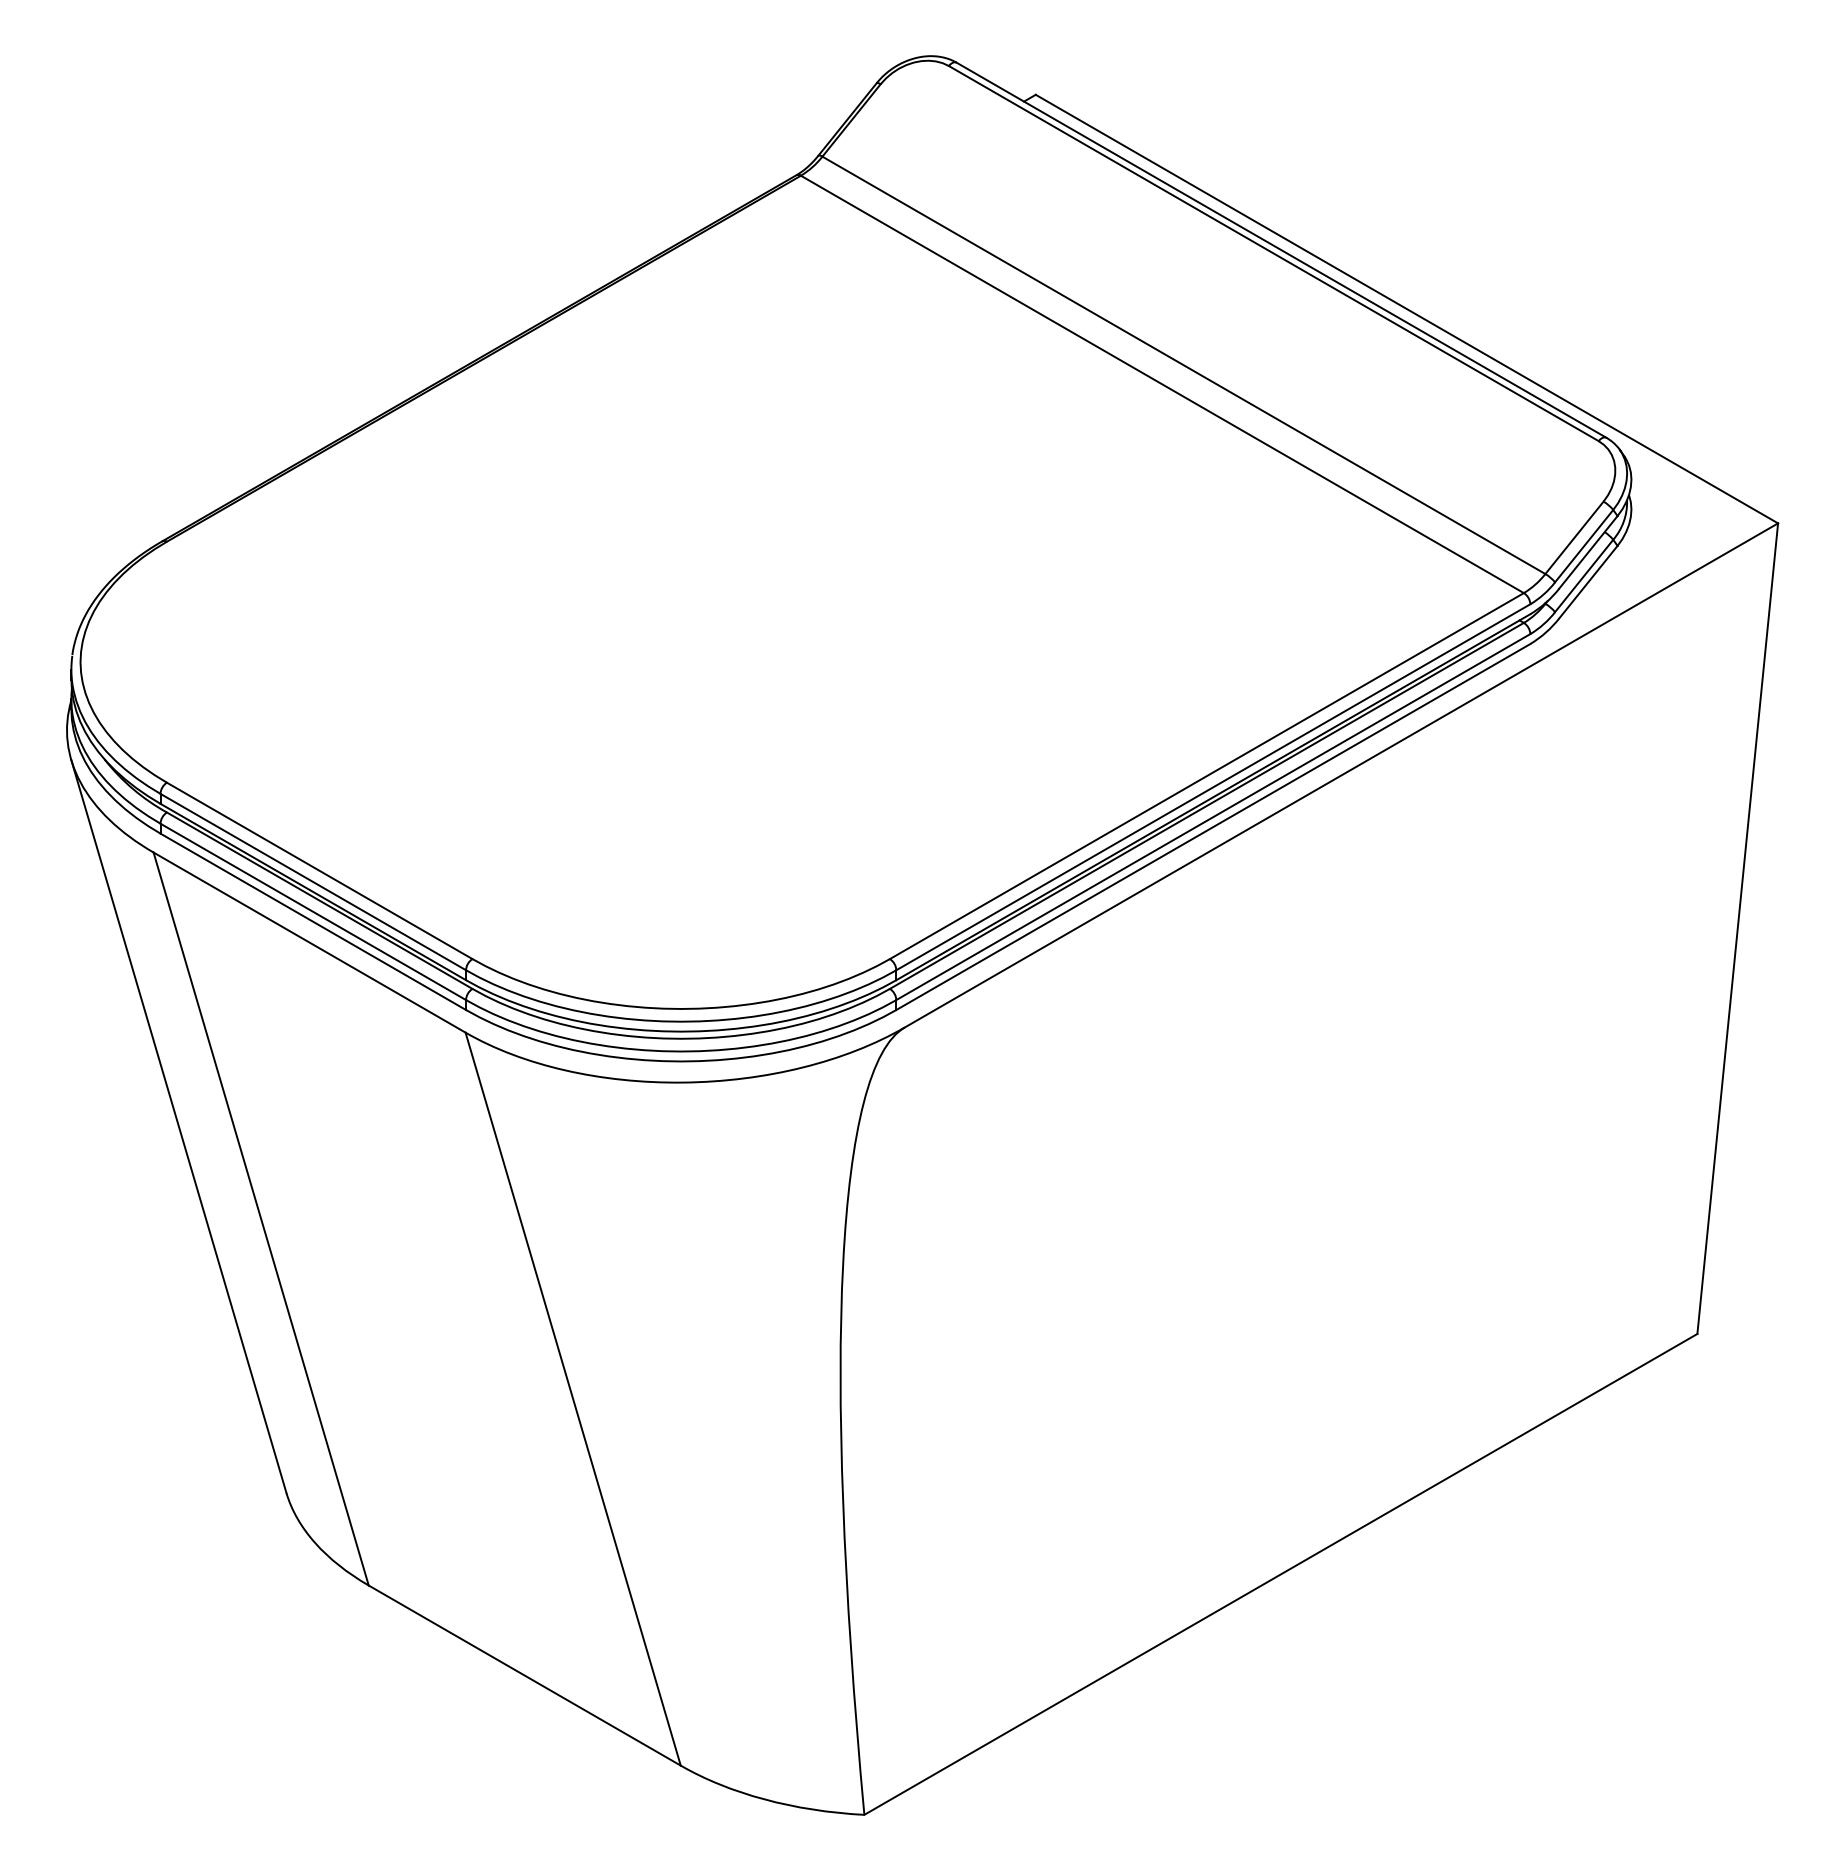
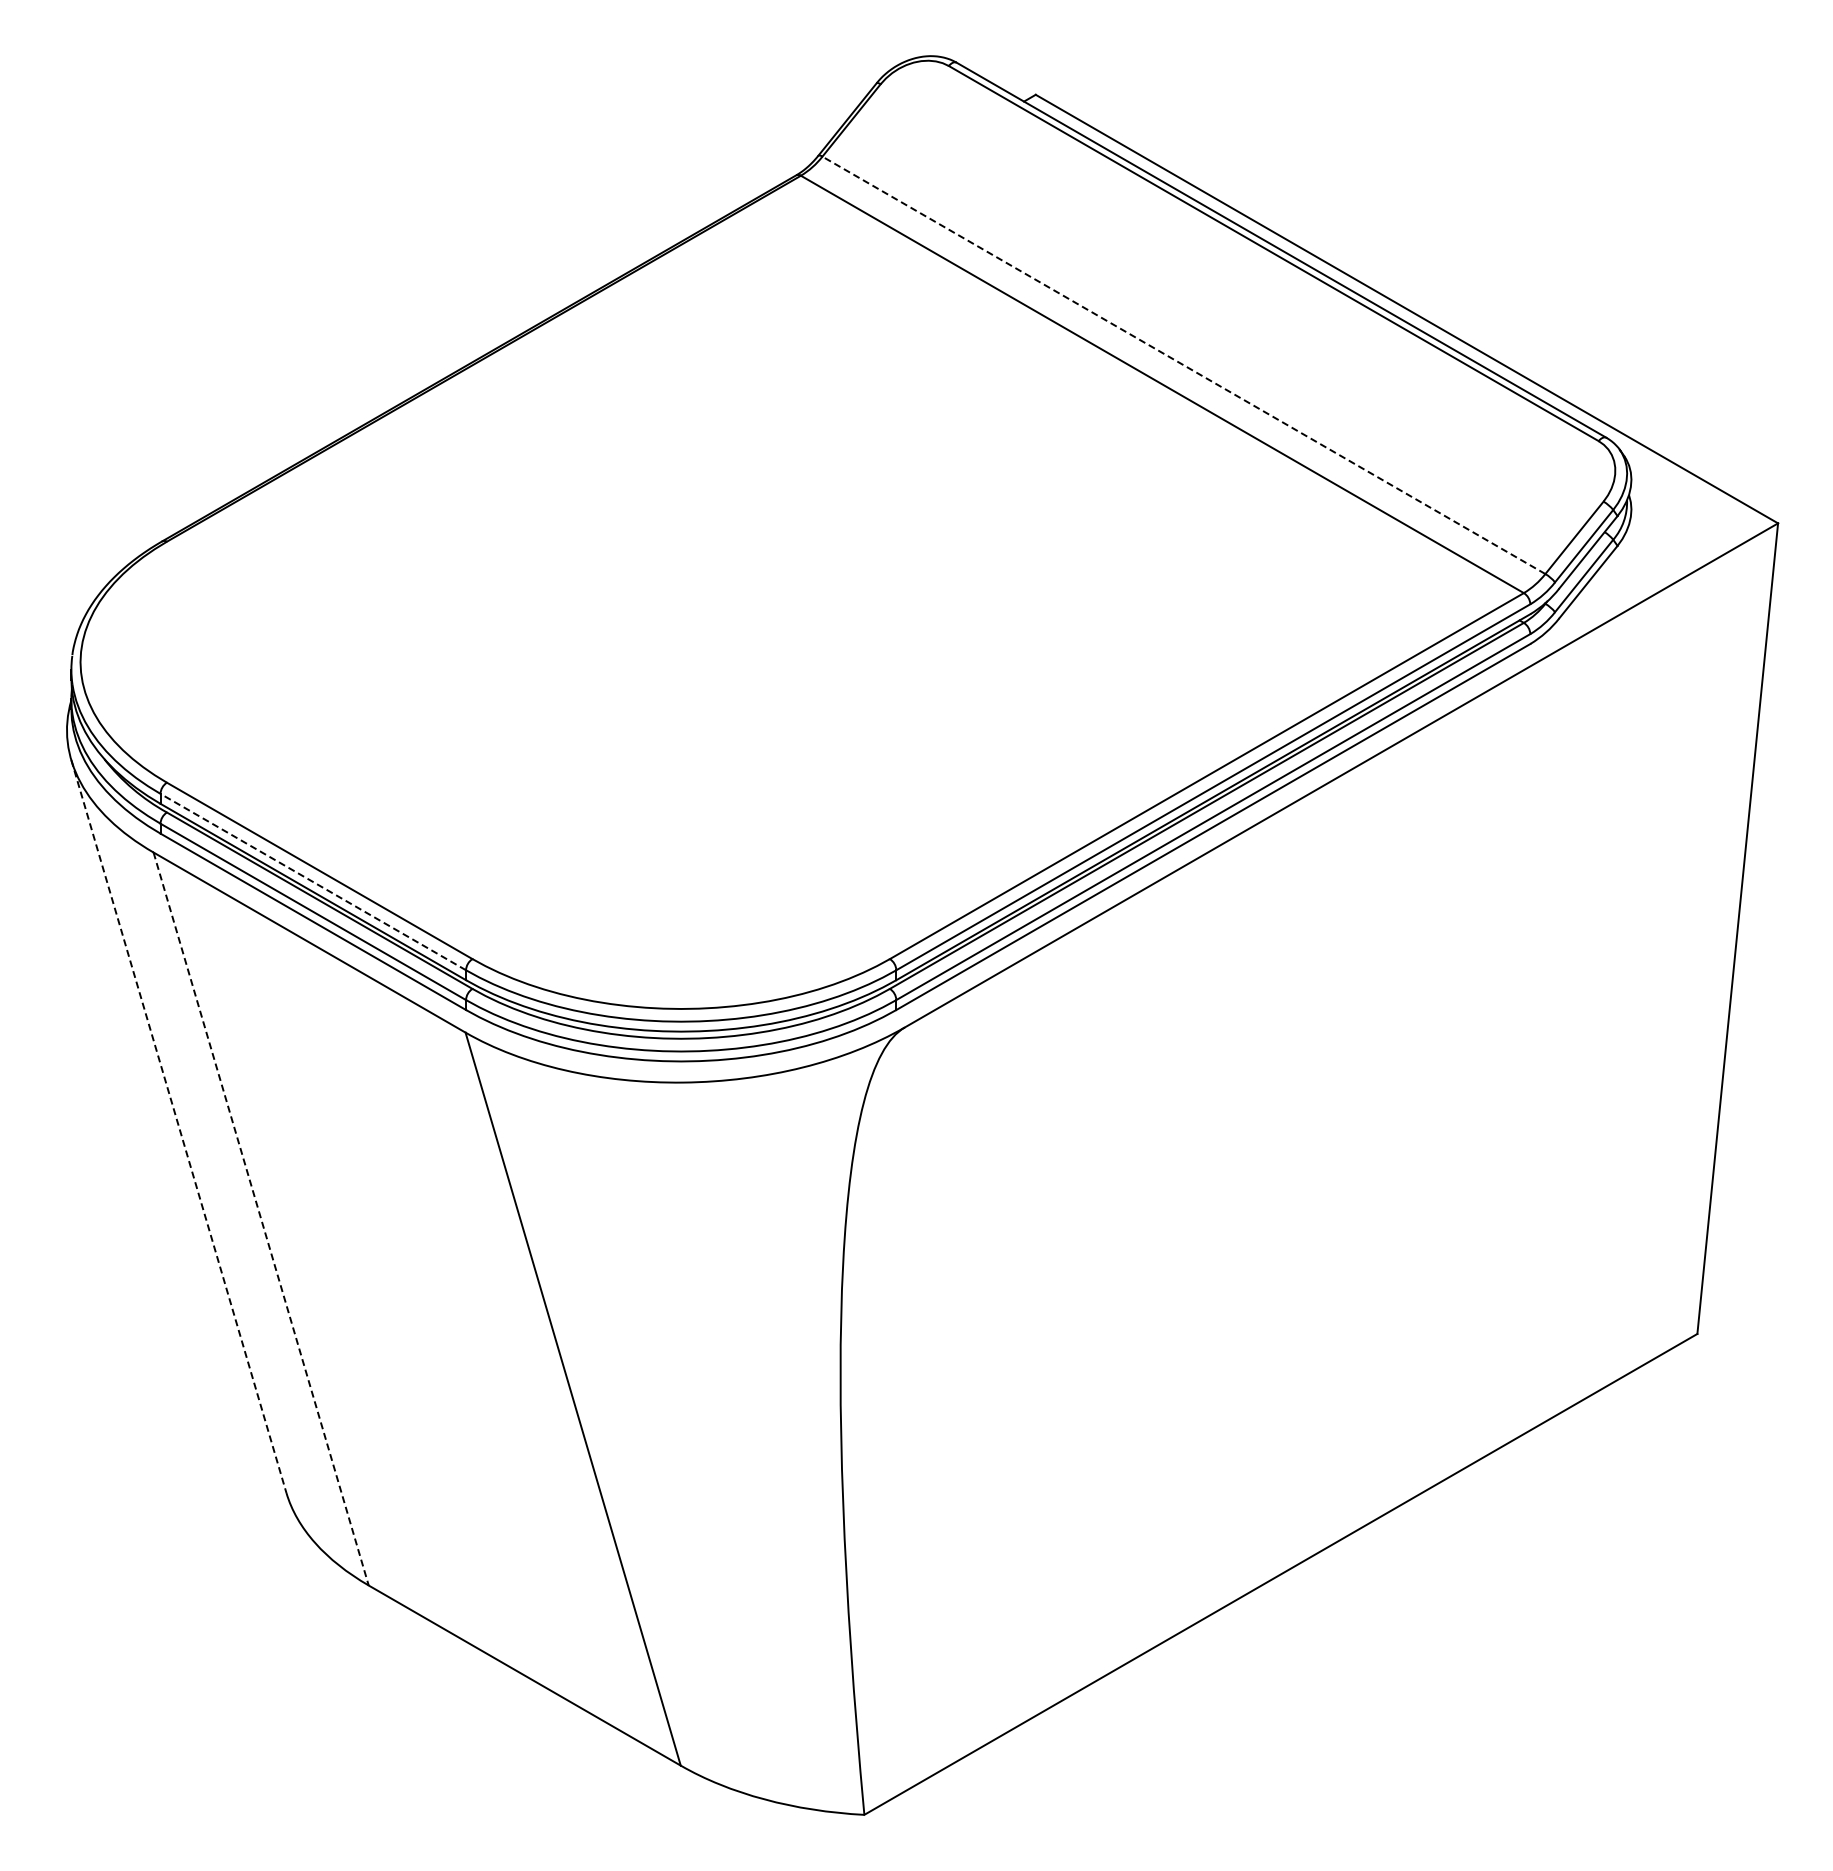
line: solid -> dashed (1183, 365)
line: solid -> dashed (312, 881)
line: solid -> dashed (178, 1126)
line: solid -> dashed (261, 1219)
